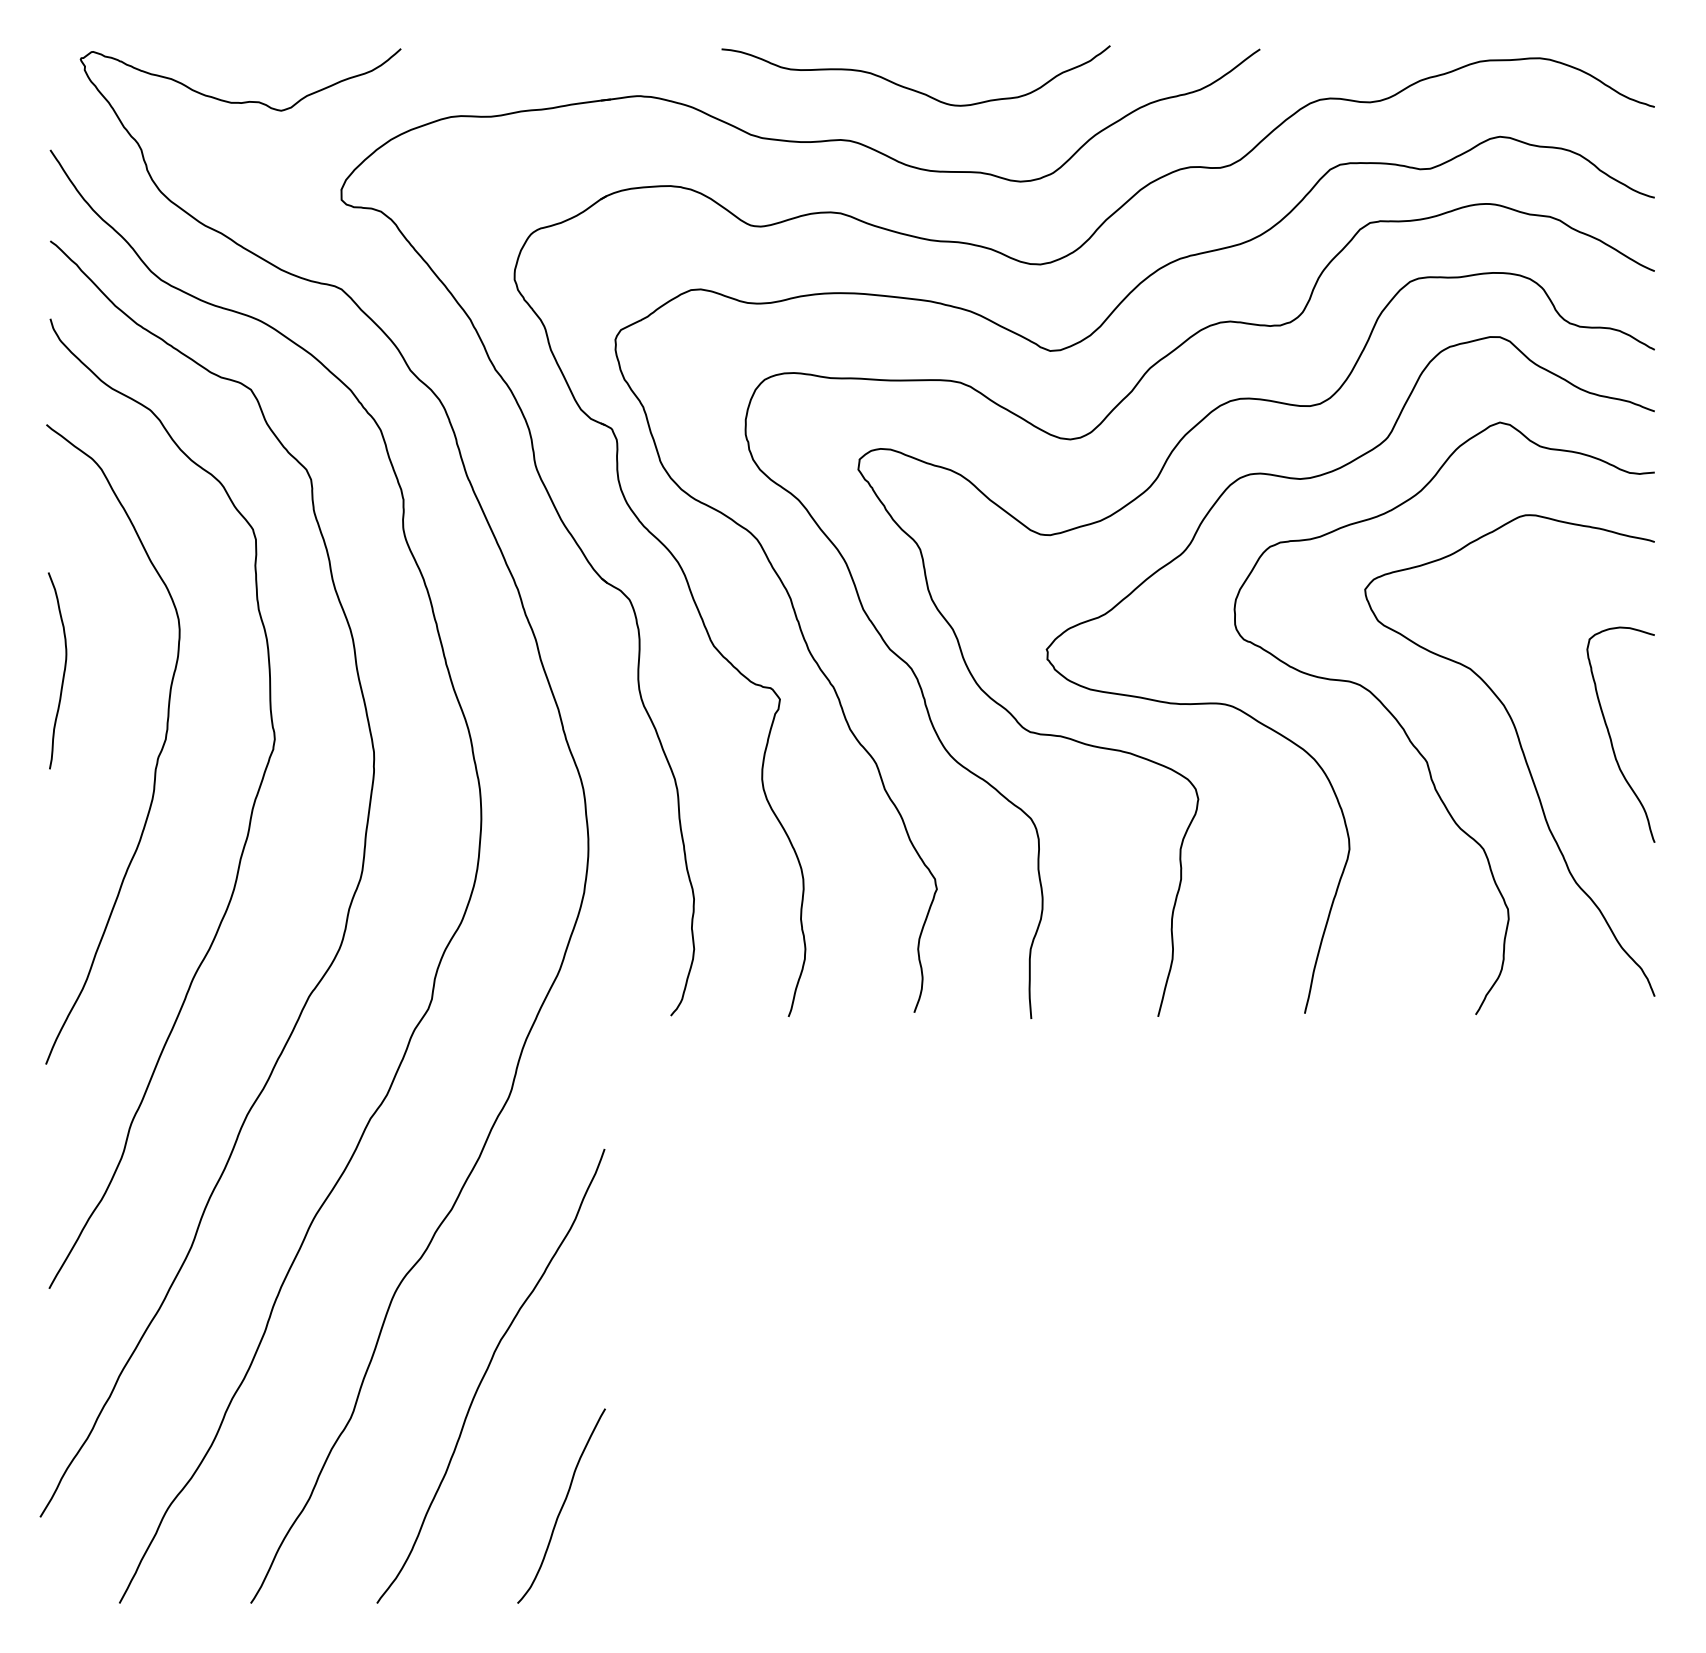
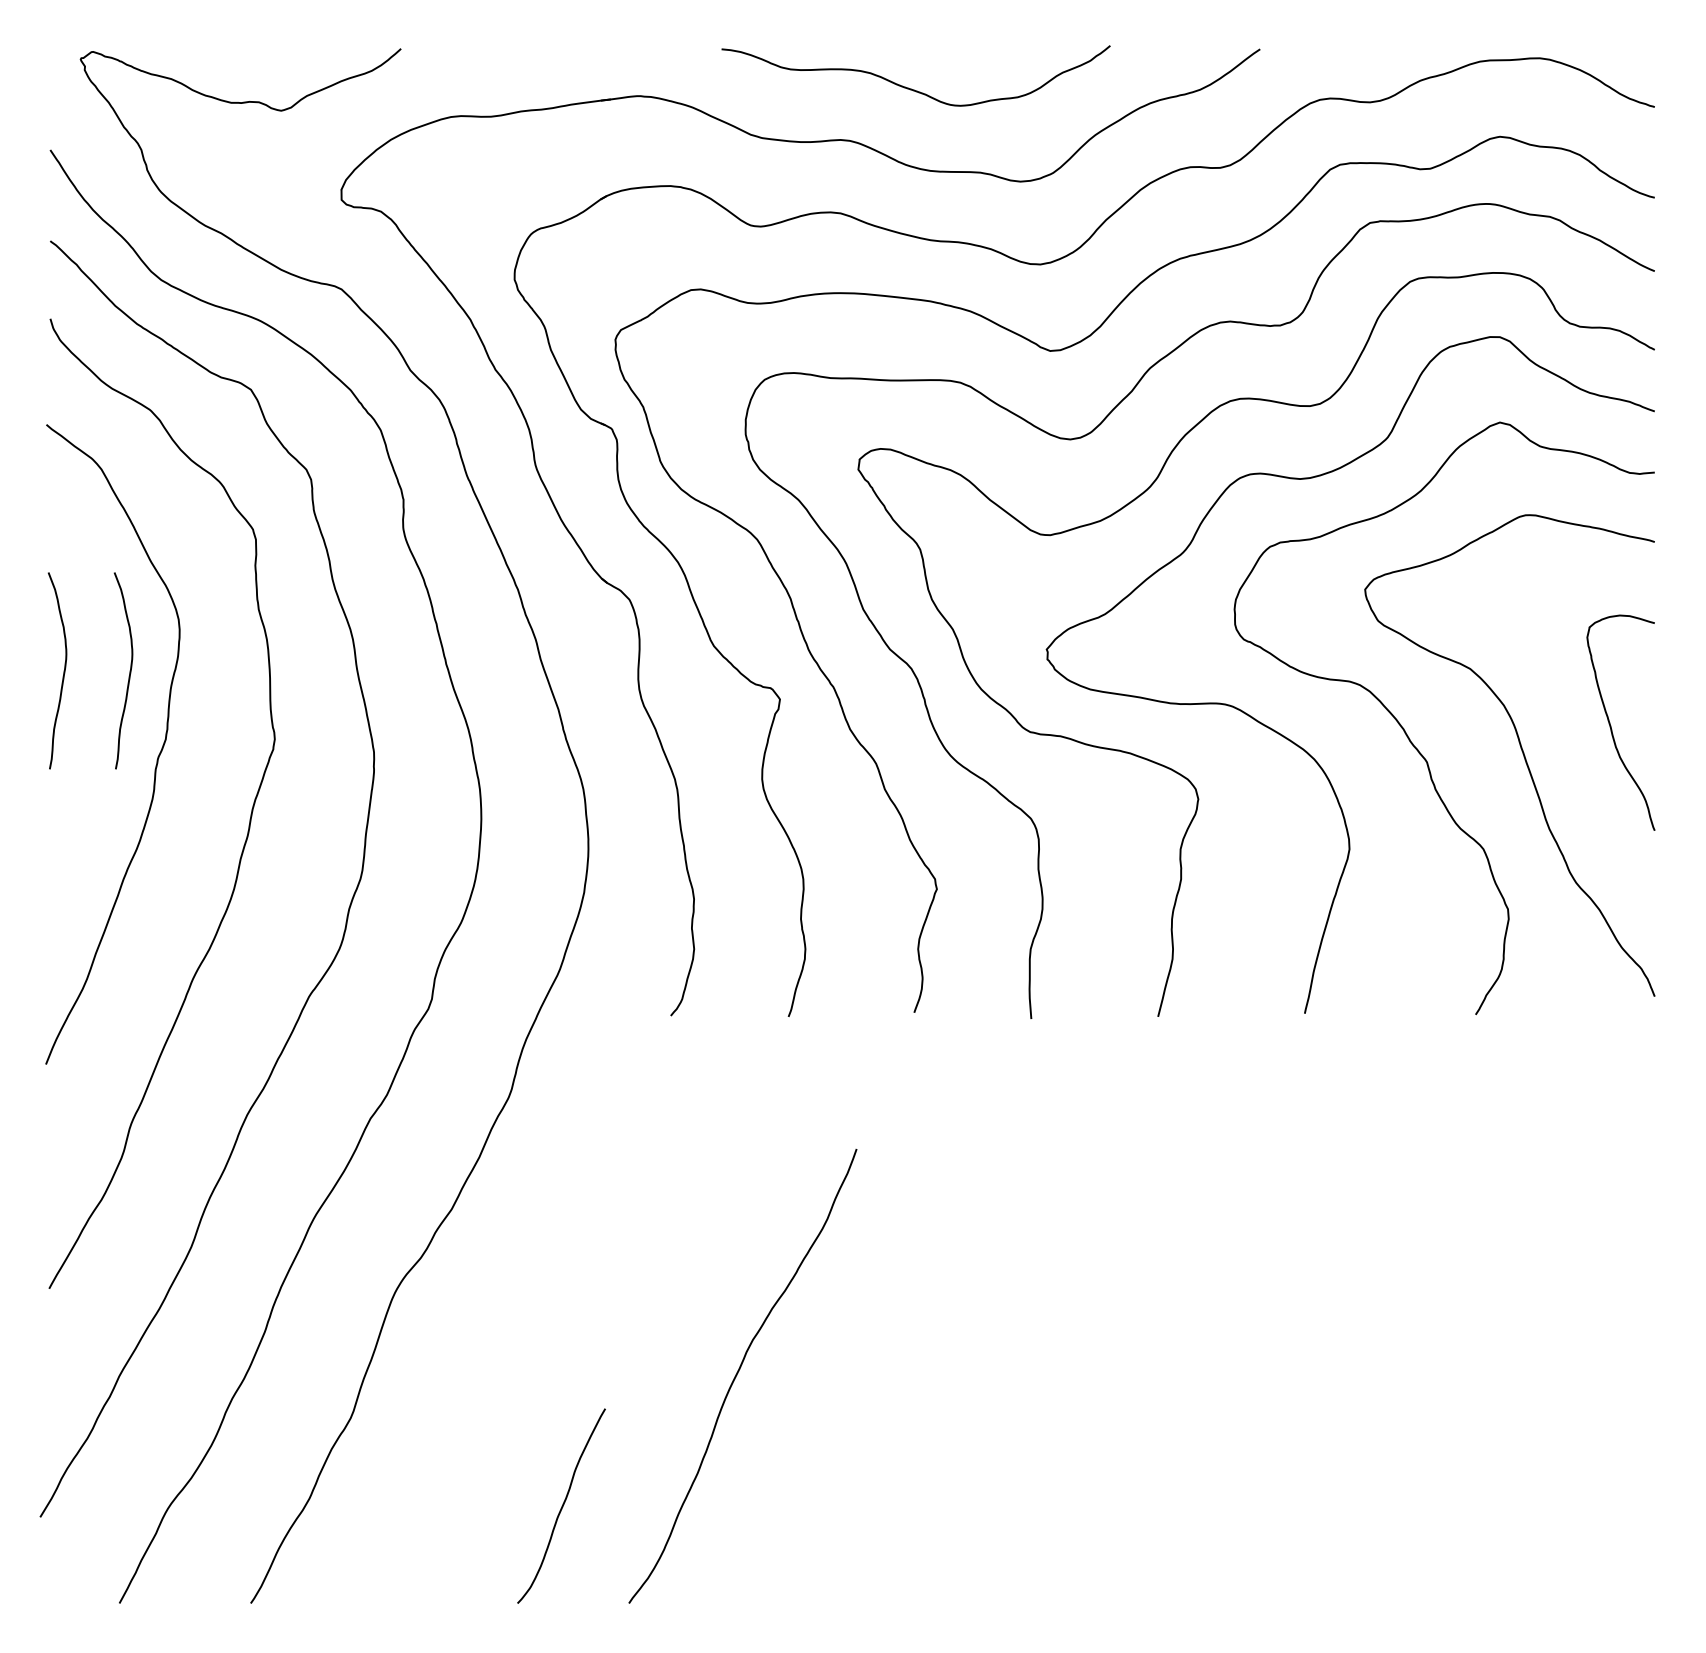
curve: none -> present (129, 670)
curve position: (1611, 737) -> (1611, 725) (1611, 725)
curve position: (486, 1373) -> (738, 1373) (738, 1373)
